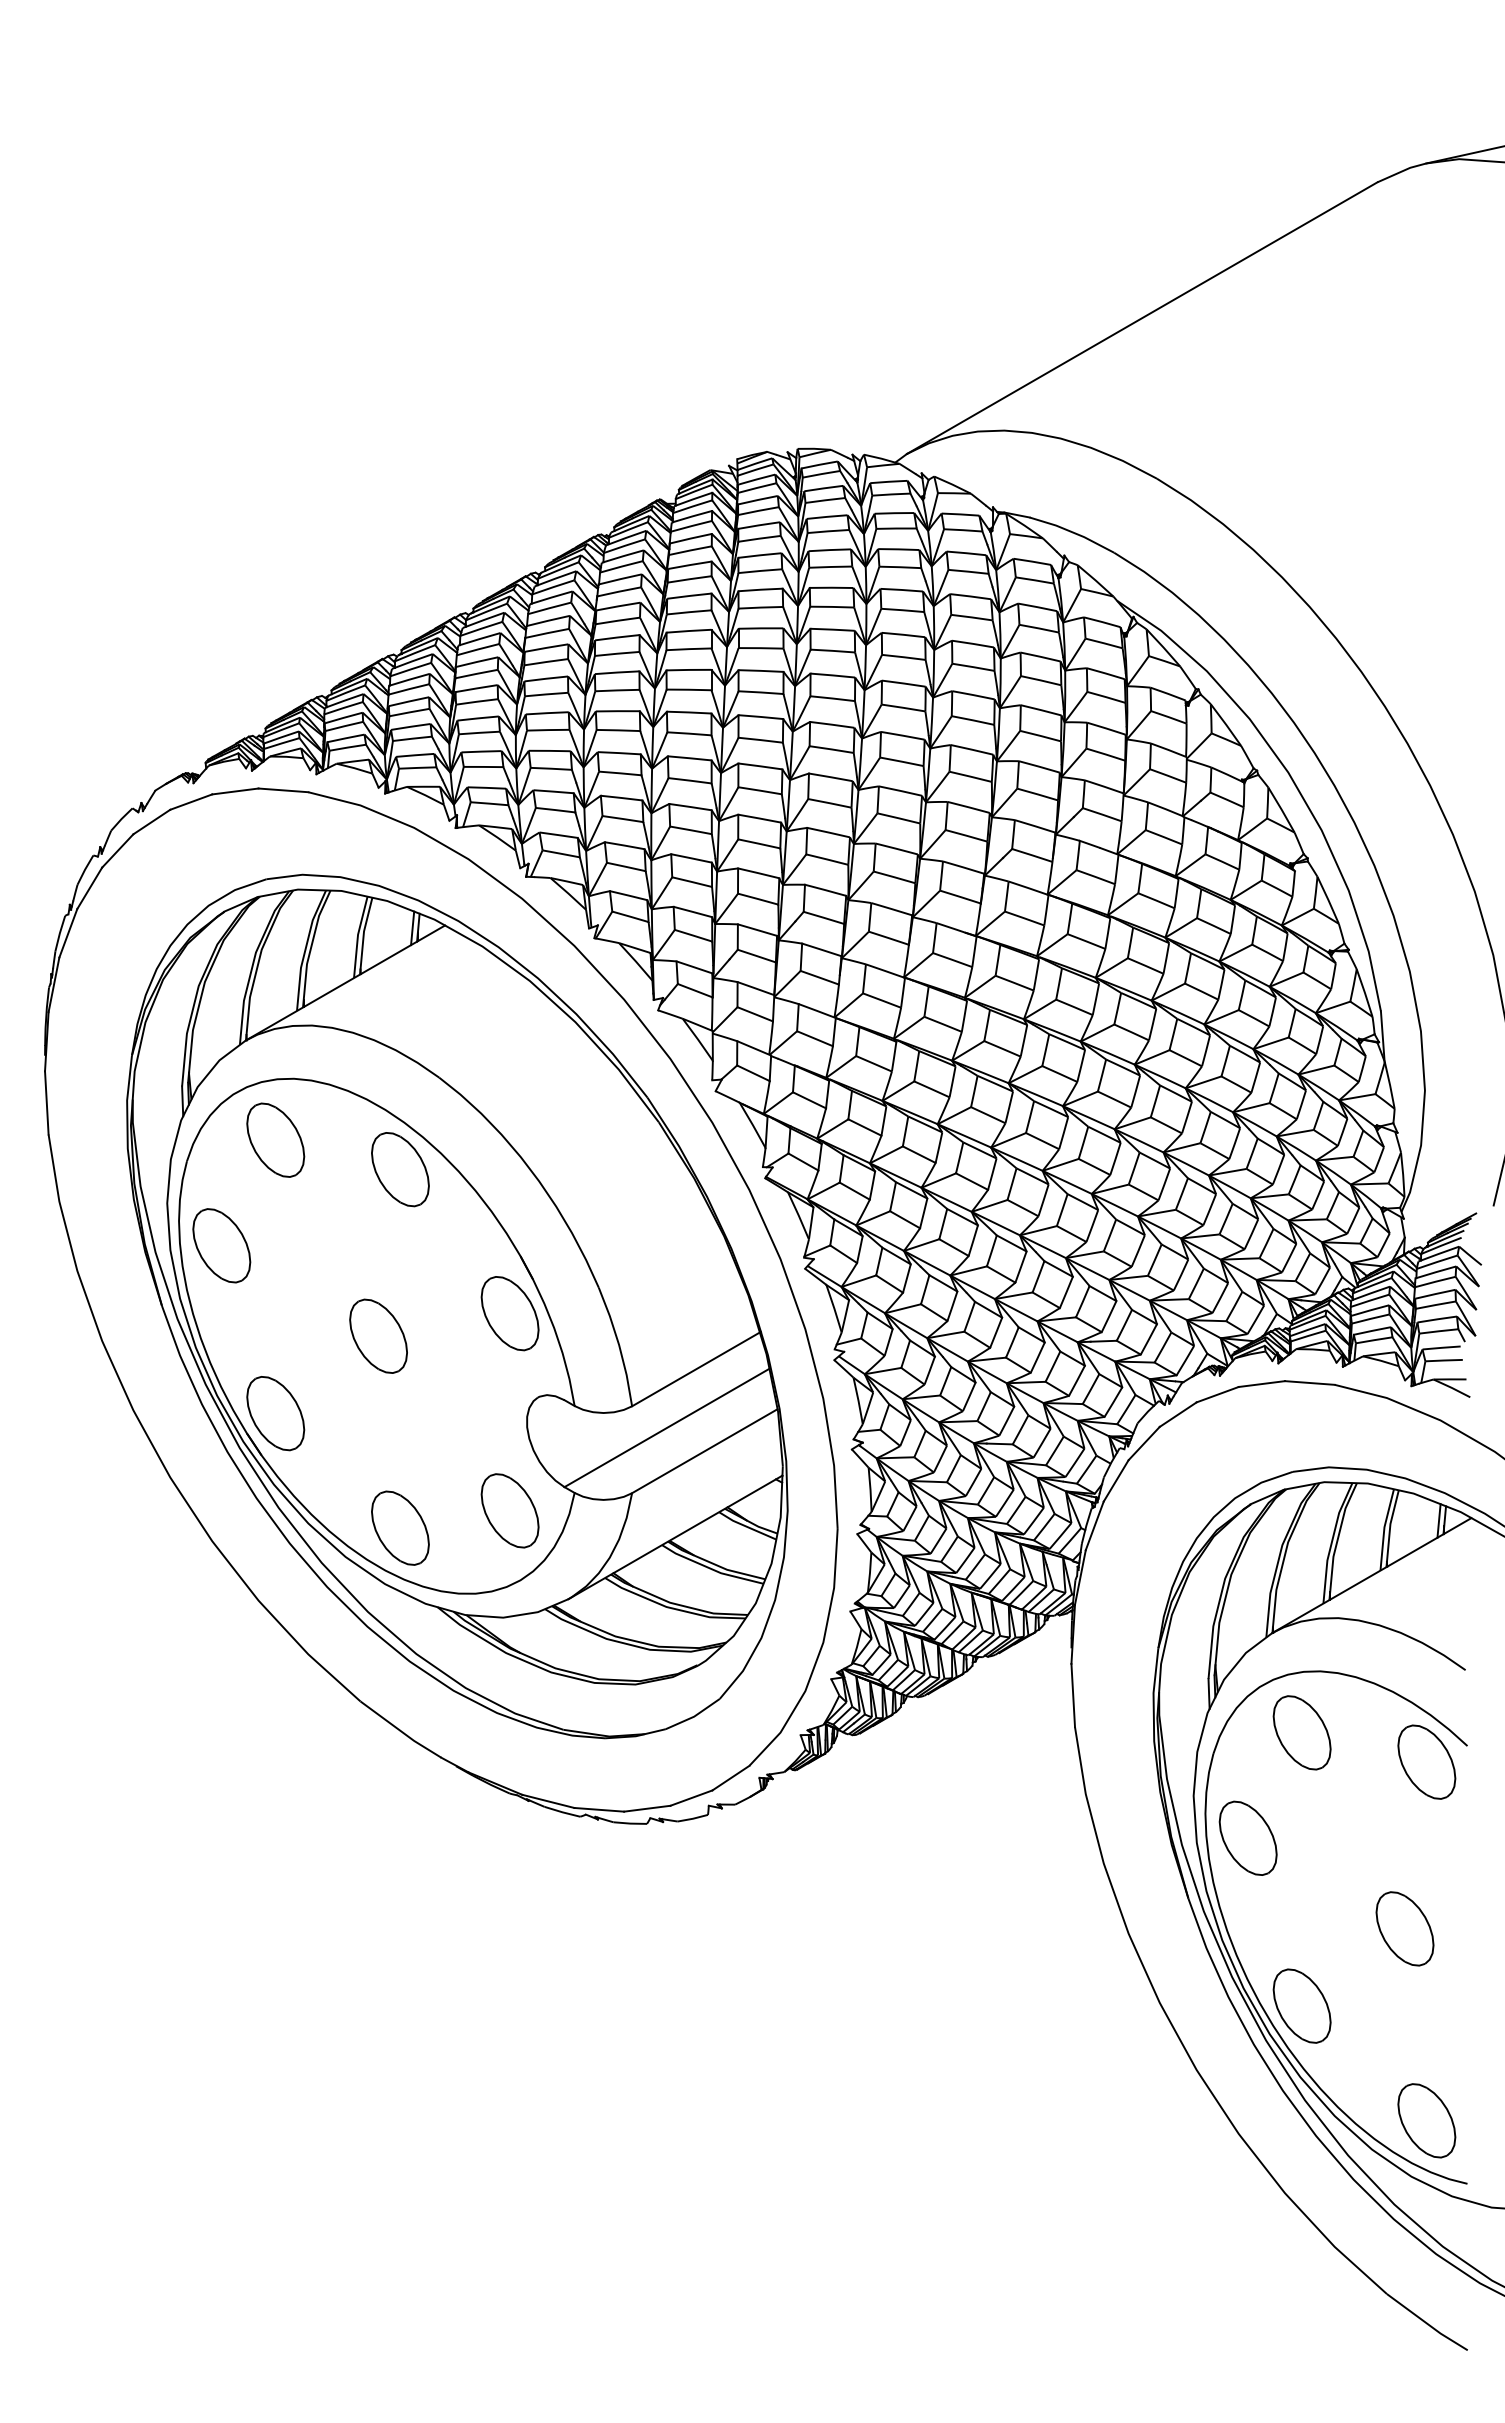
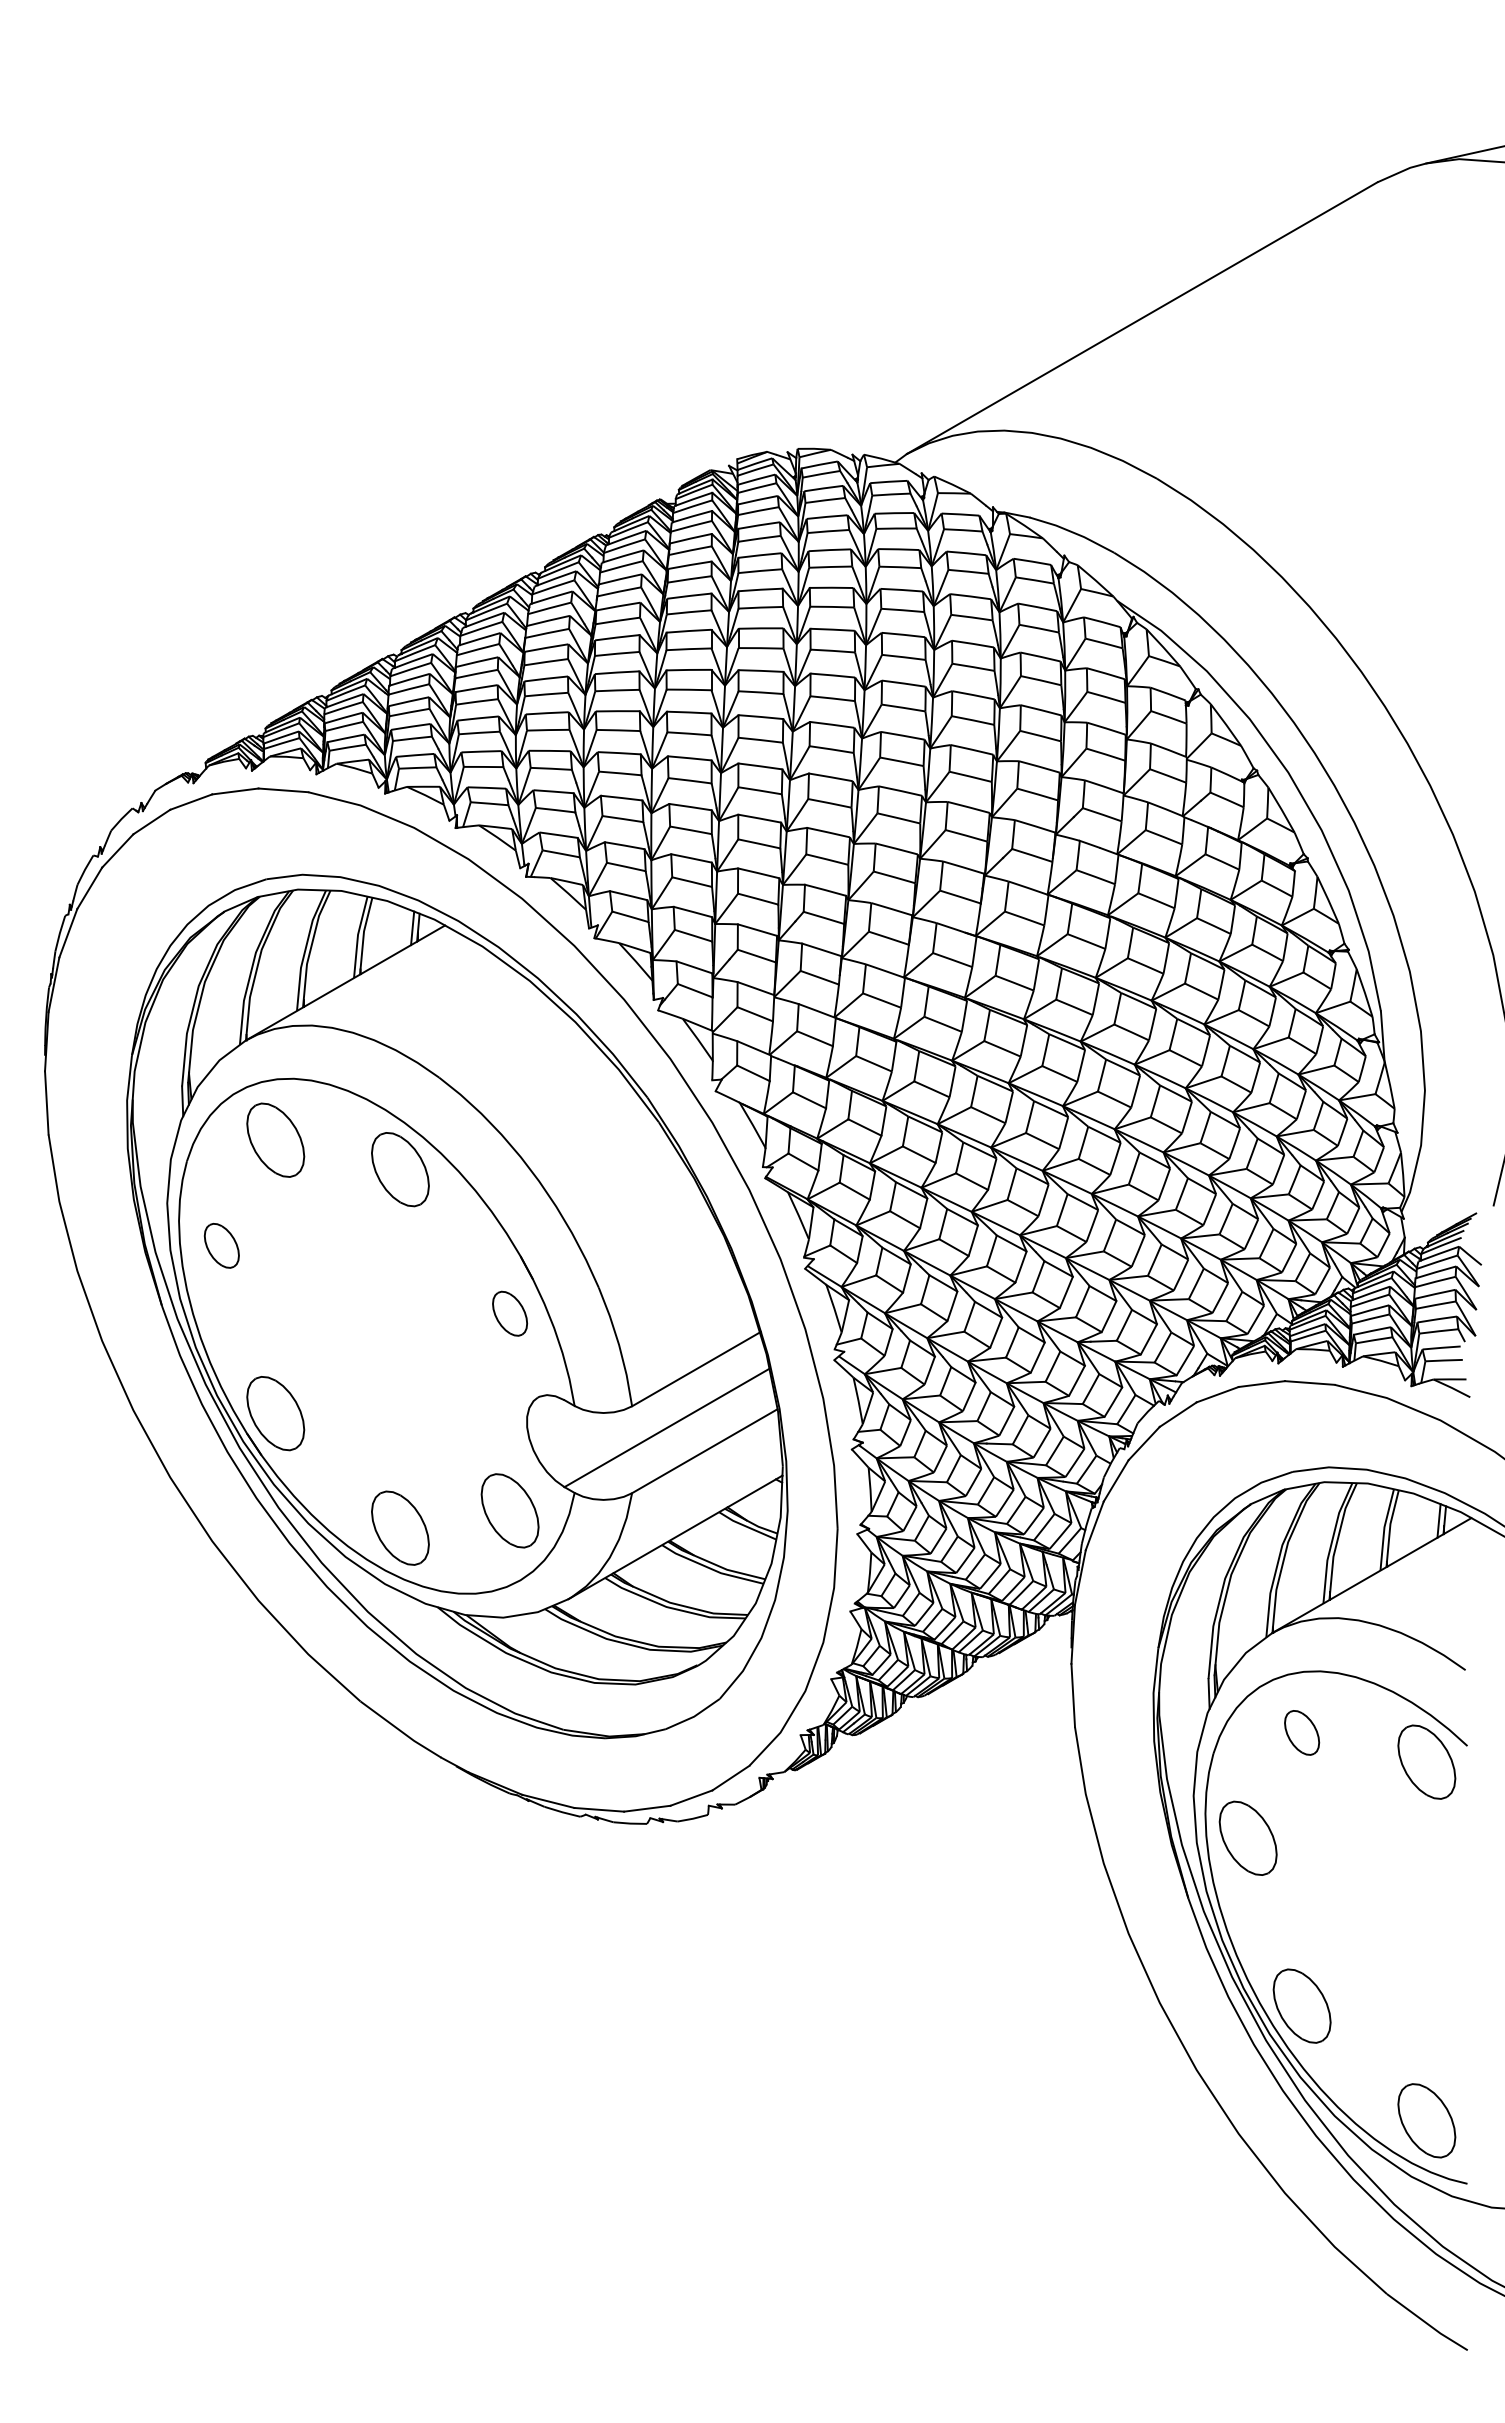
part size: 60x76 px -> 37x46 px (221, 1245)
part size: 60x76 px -> 37x47 px (510, 1313)
part: present -> none (378, 1335)
part size: 60x76 px -> 37x46 px (1302, 1732)
part: present -> none (1404, 1928)
